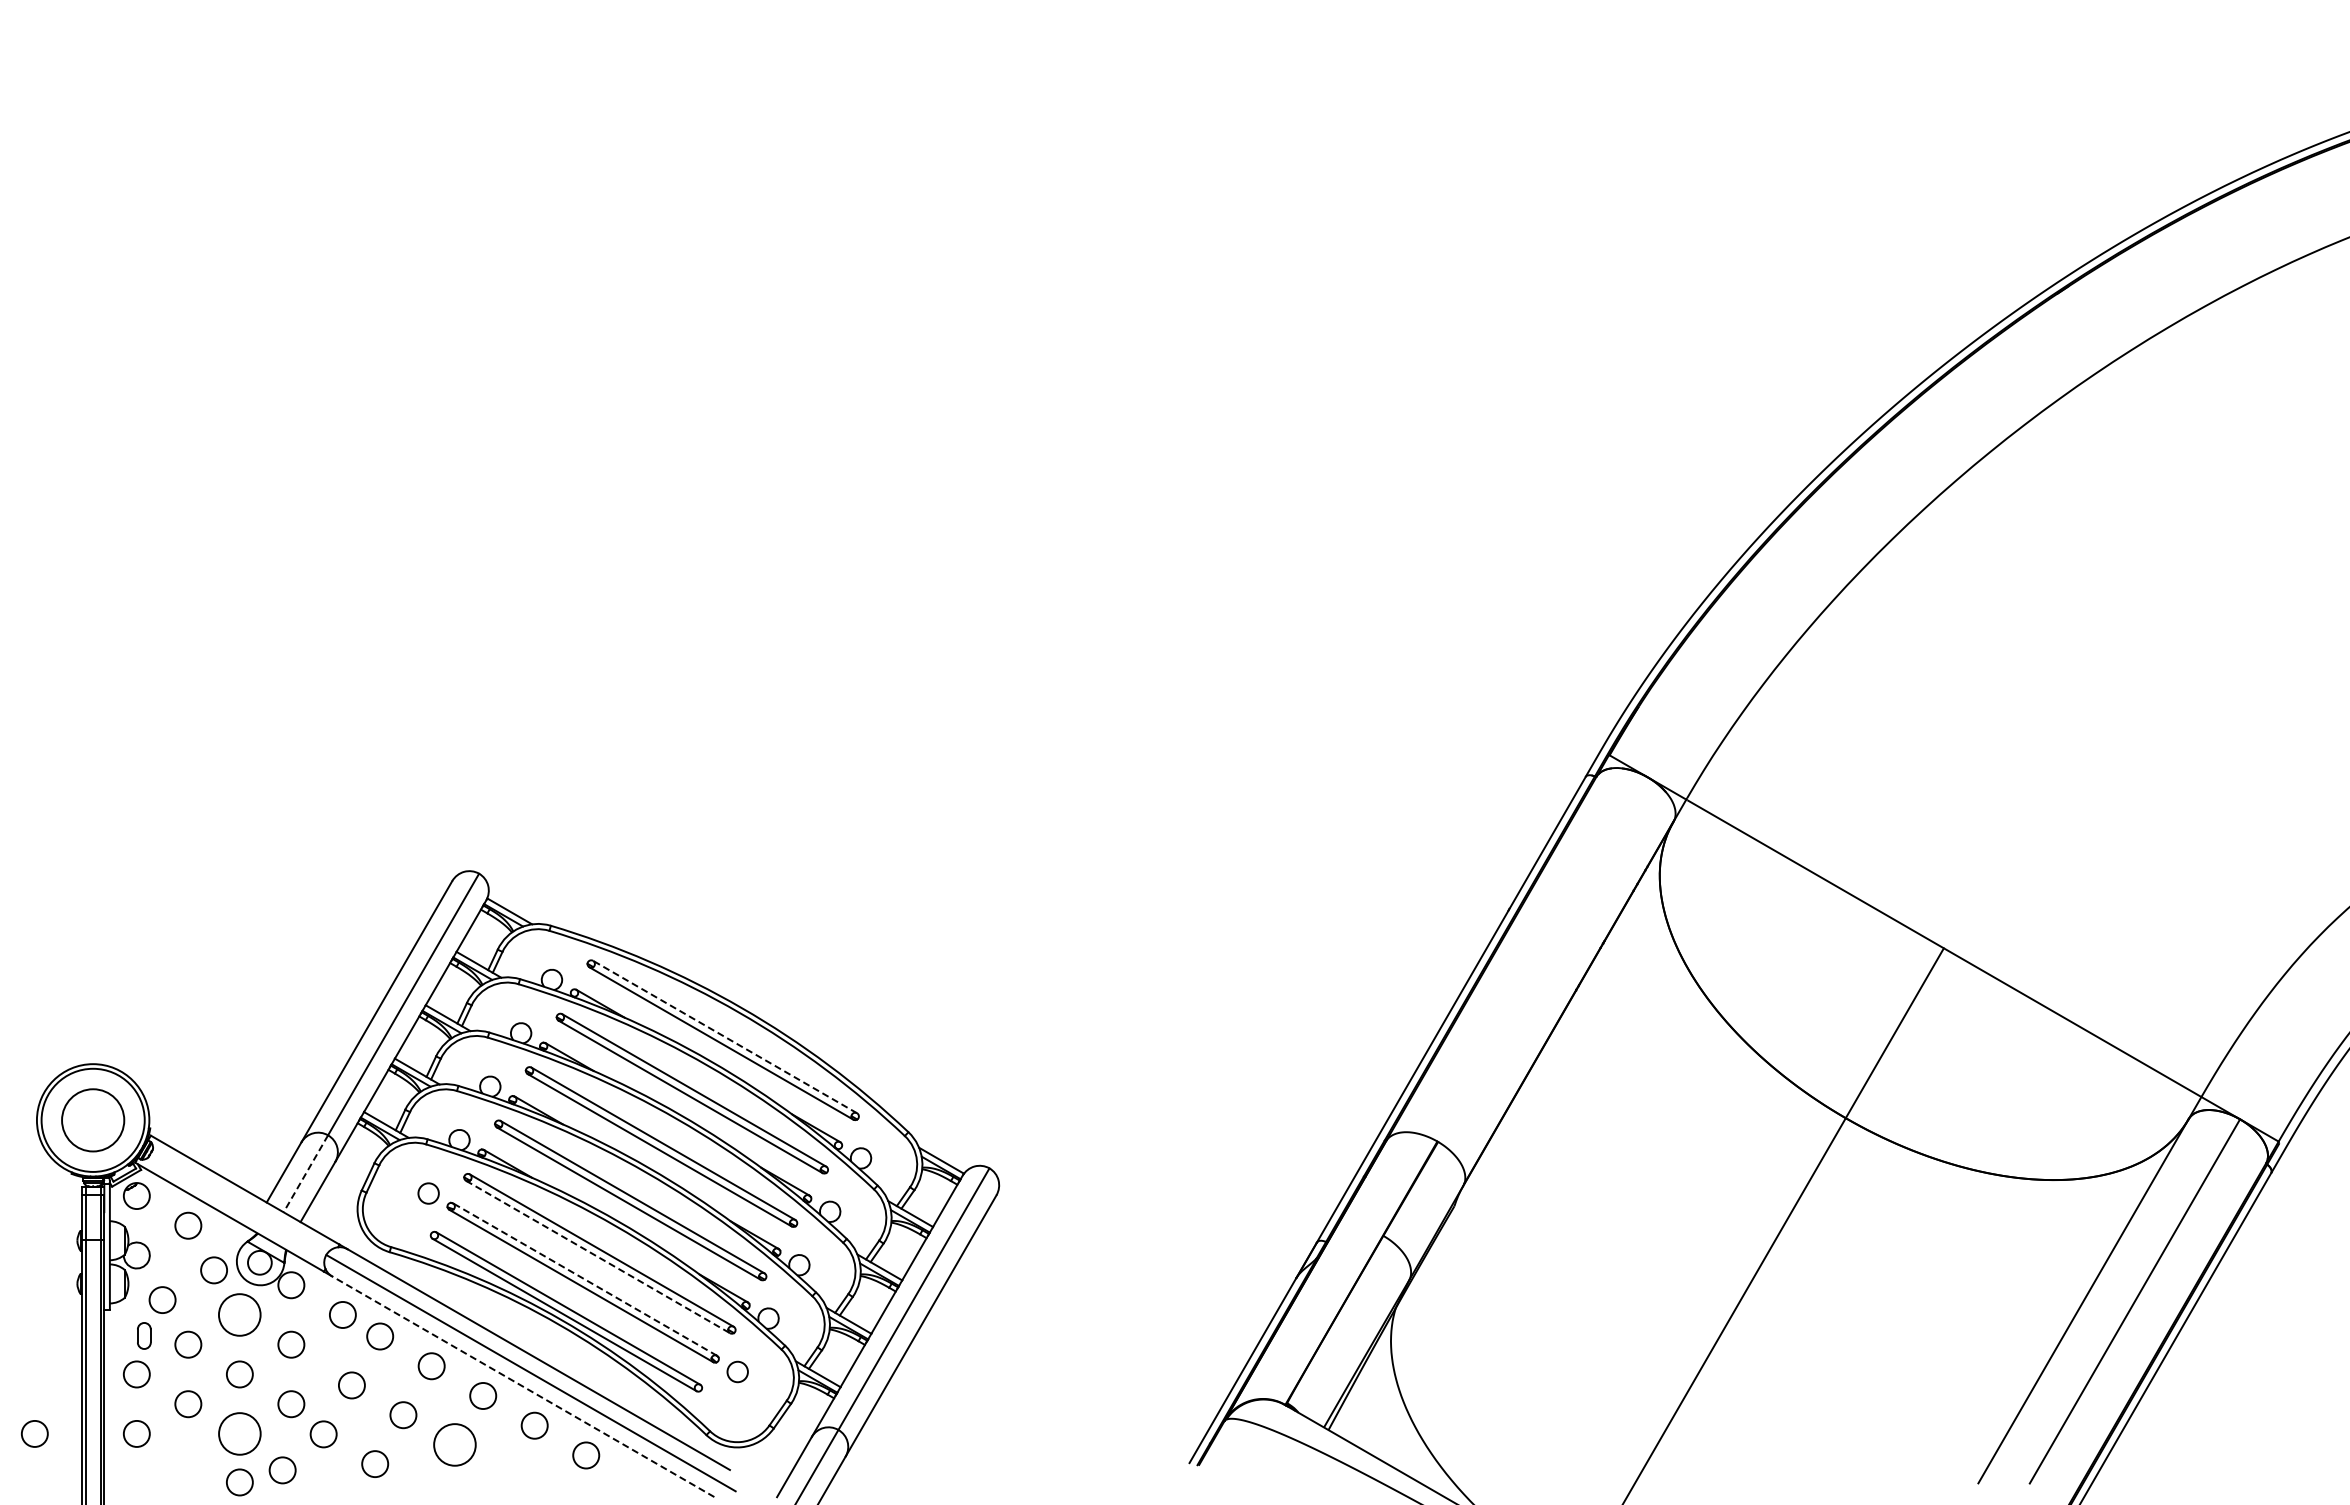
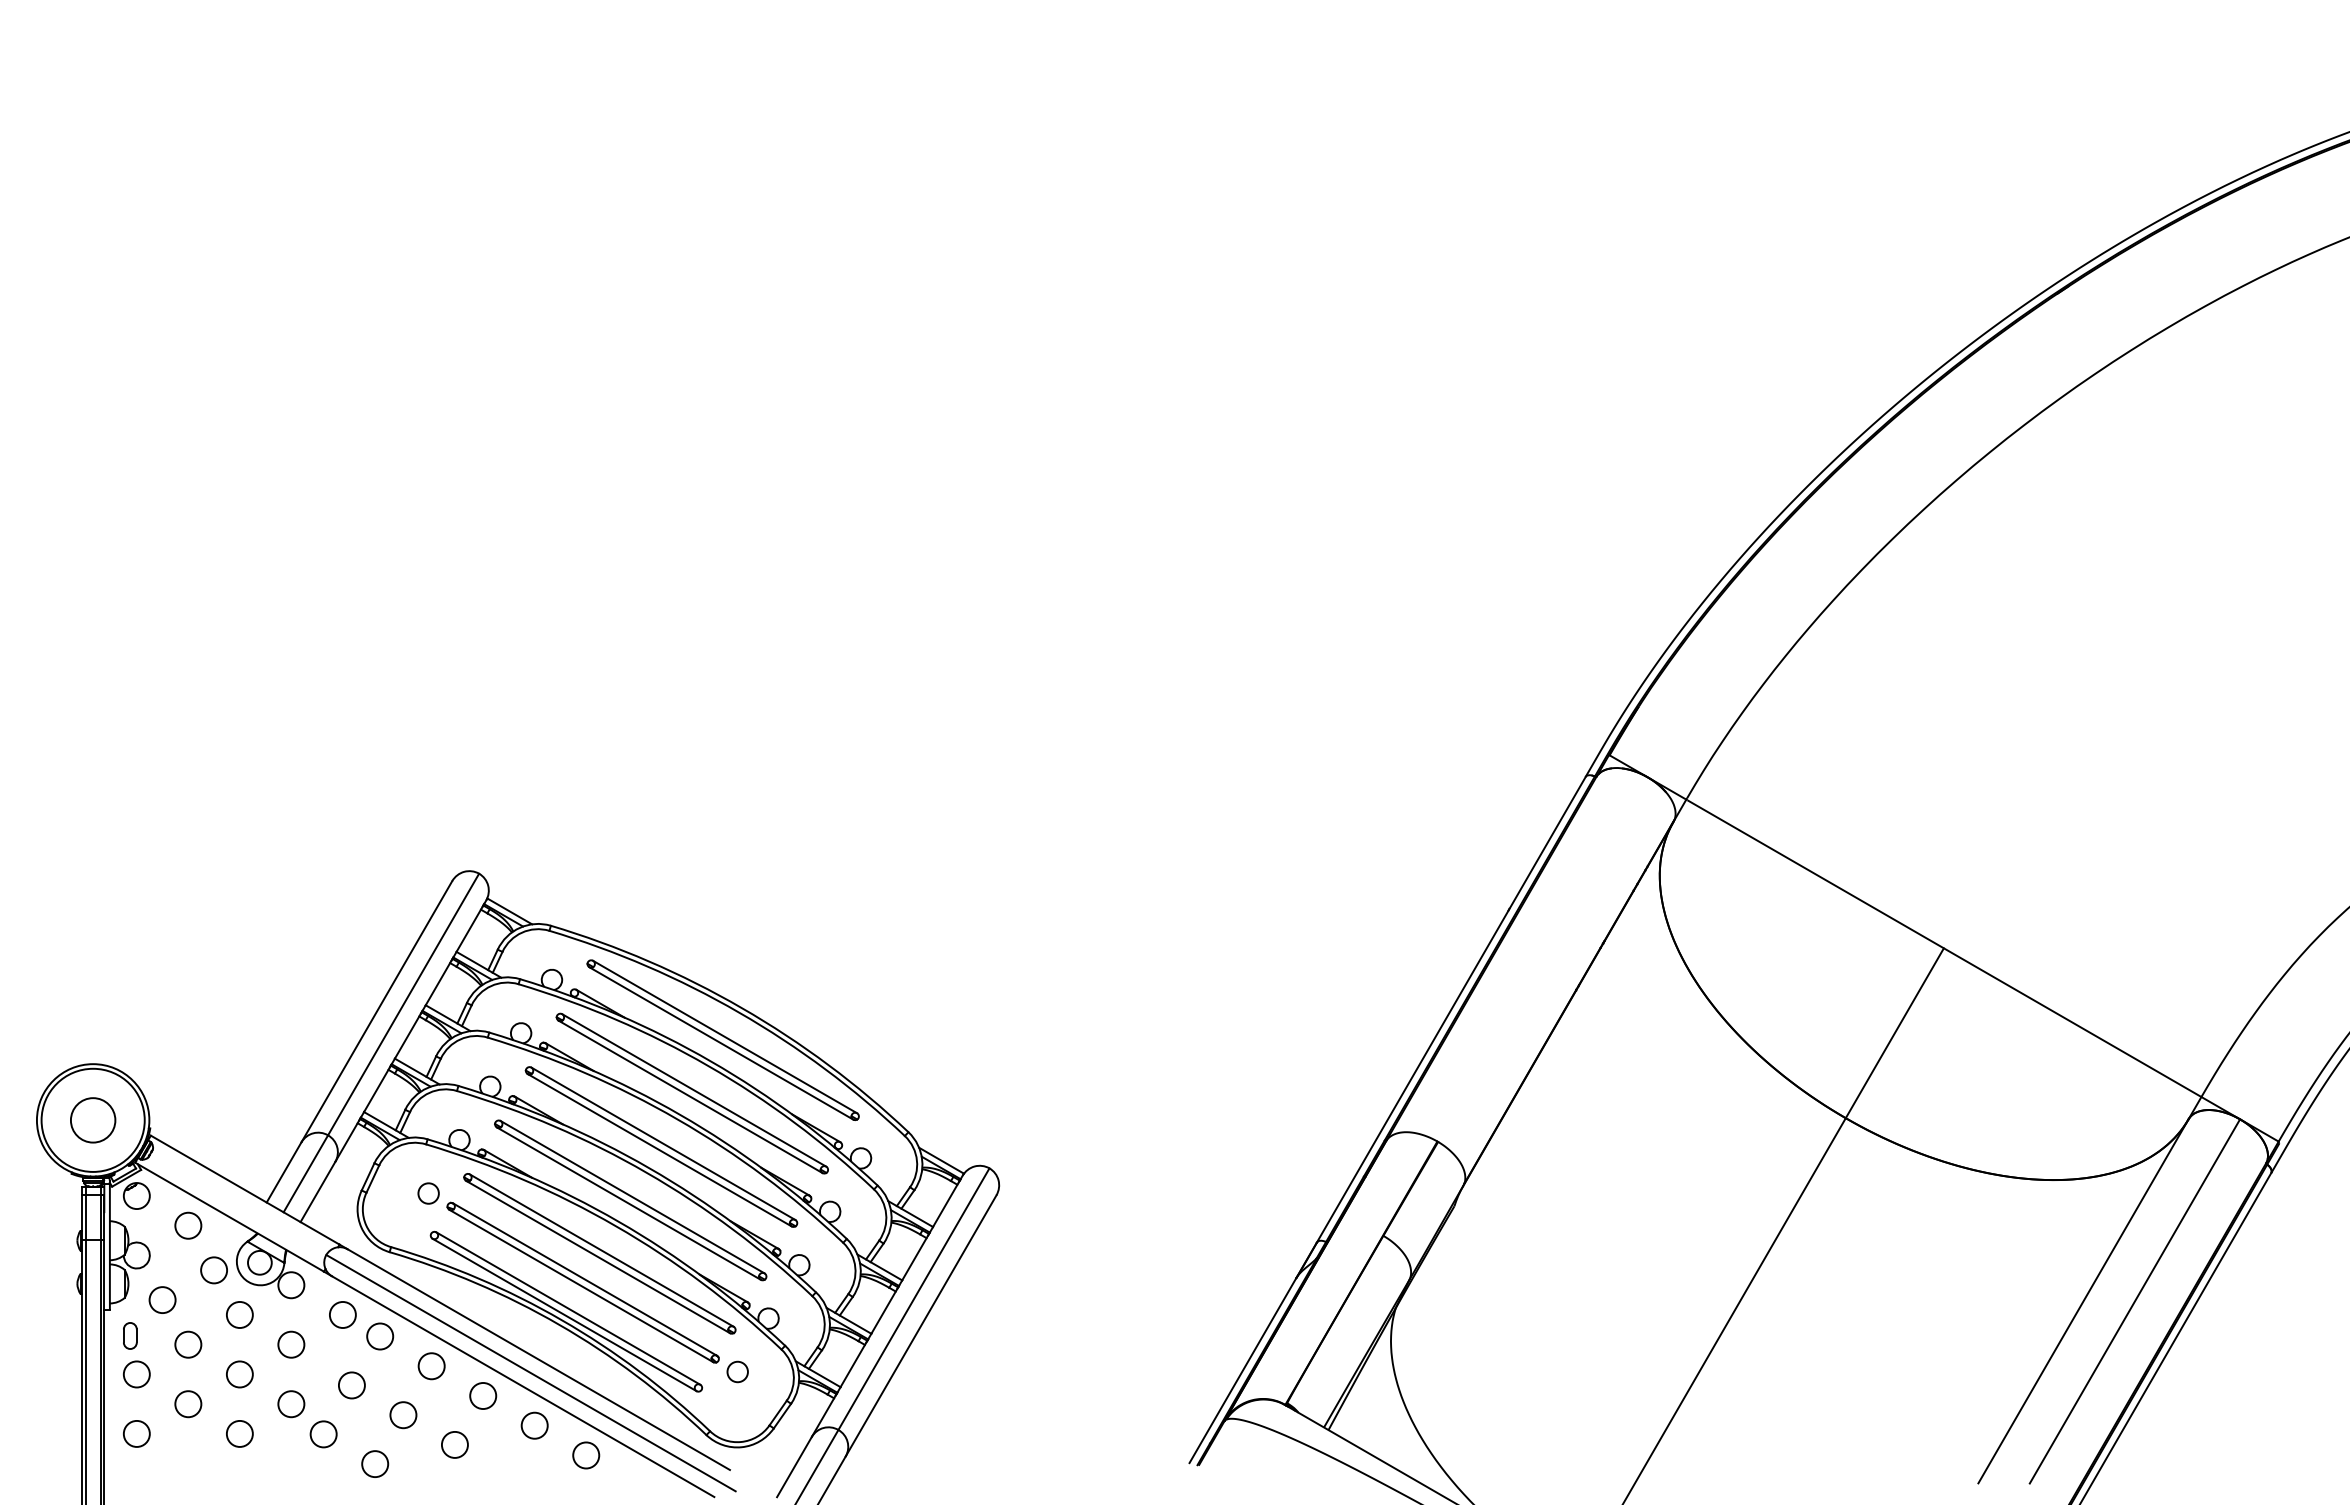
line: dashed -> solid (724, 1036)
circle diameter: 62 px -> 44 px (92, 1120)
line: dashed -> solid (305, 1174)
line: dashed -> solid (598, 1257)
line: dashed -> solid (584, 1279)
circle size: 44x44 px -> 28x28 px (239, 1314)
part position: (144, 1335) -> (130, 1335) (130, 1335)
line: dashed -> solid (523, 1386)
circle: present -> none (34, 1433)
circle diameter: 42 px -> 26 px (239, 1433)
circle diameter: 42 px -> 26 px (454, 1444)
circle: present -> none (282, 1470)
circle: present -> none (239, 1482)
